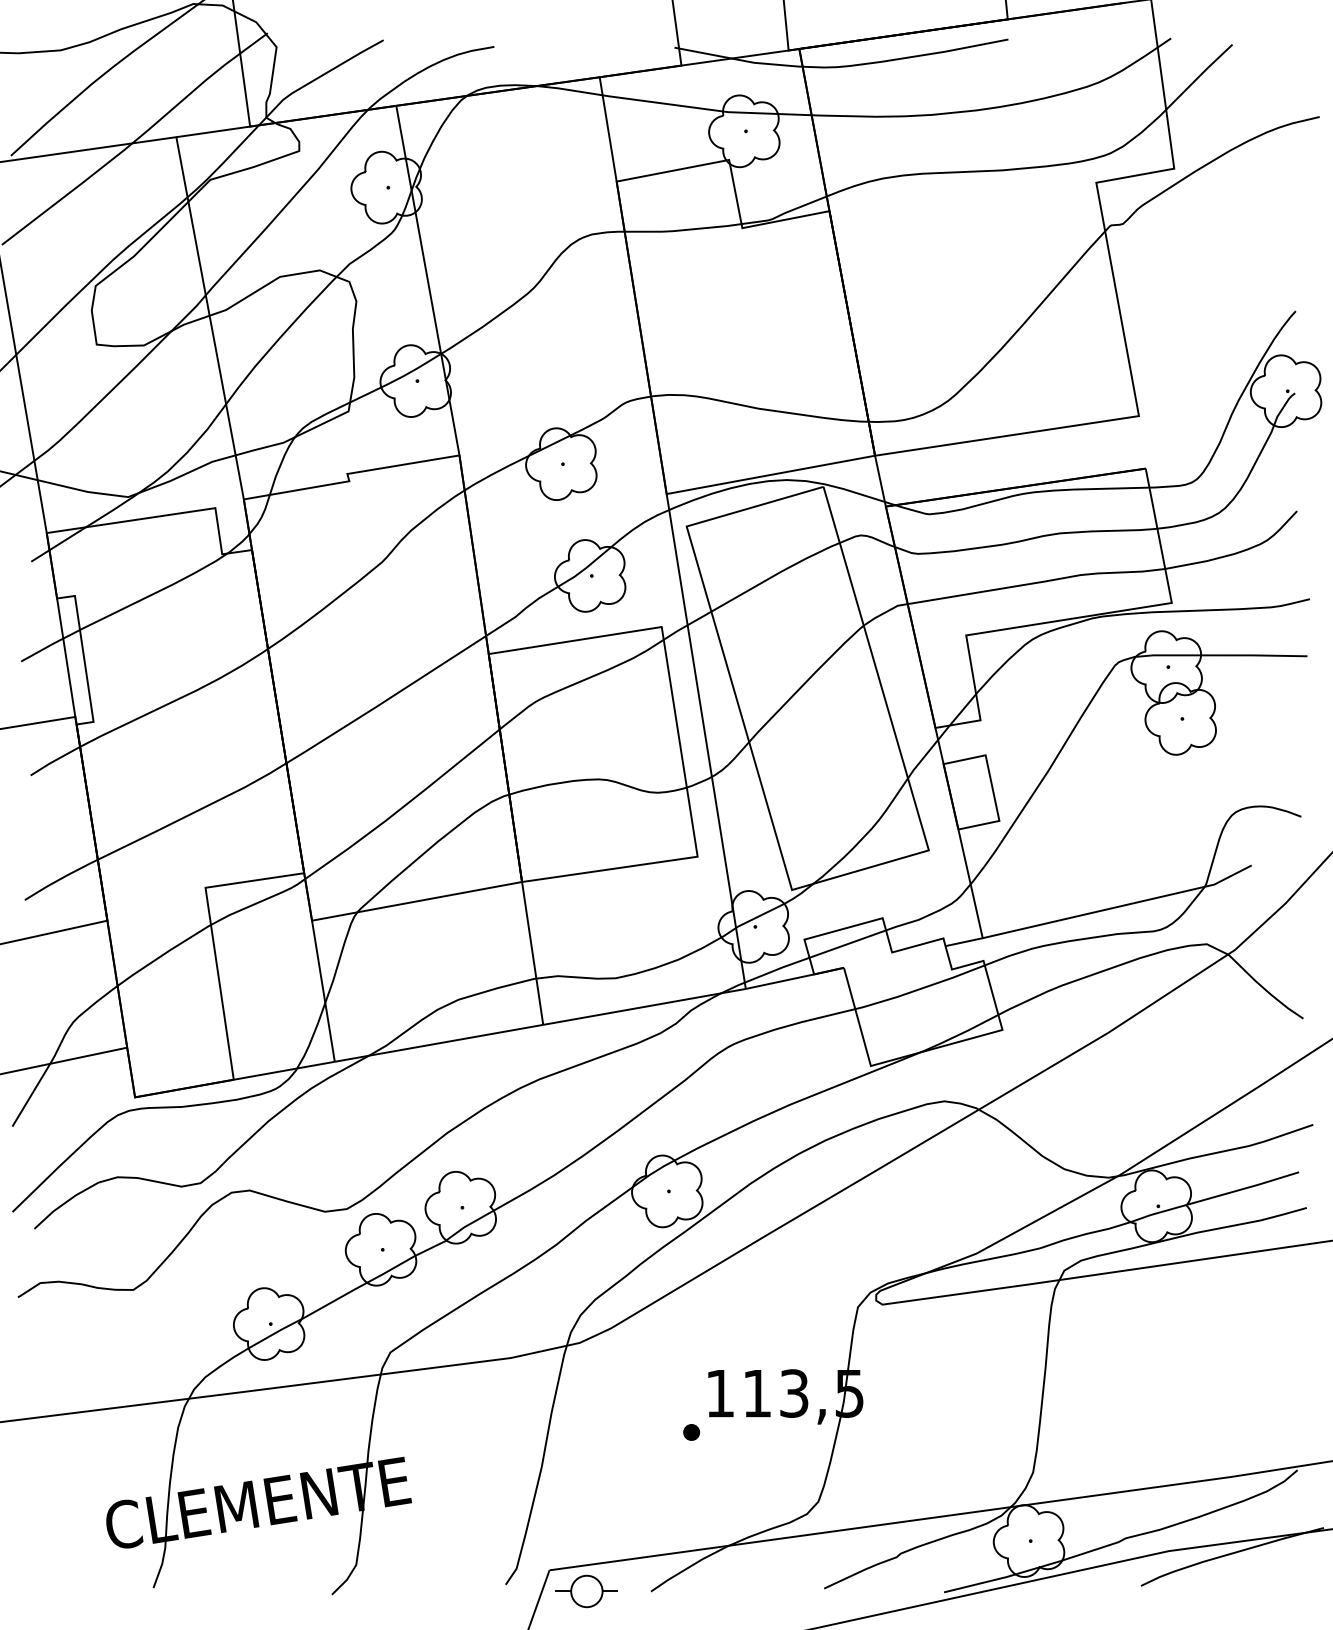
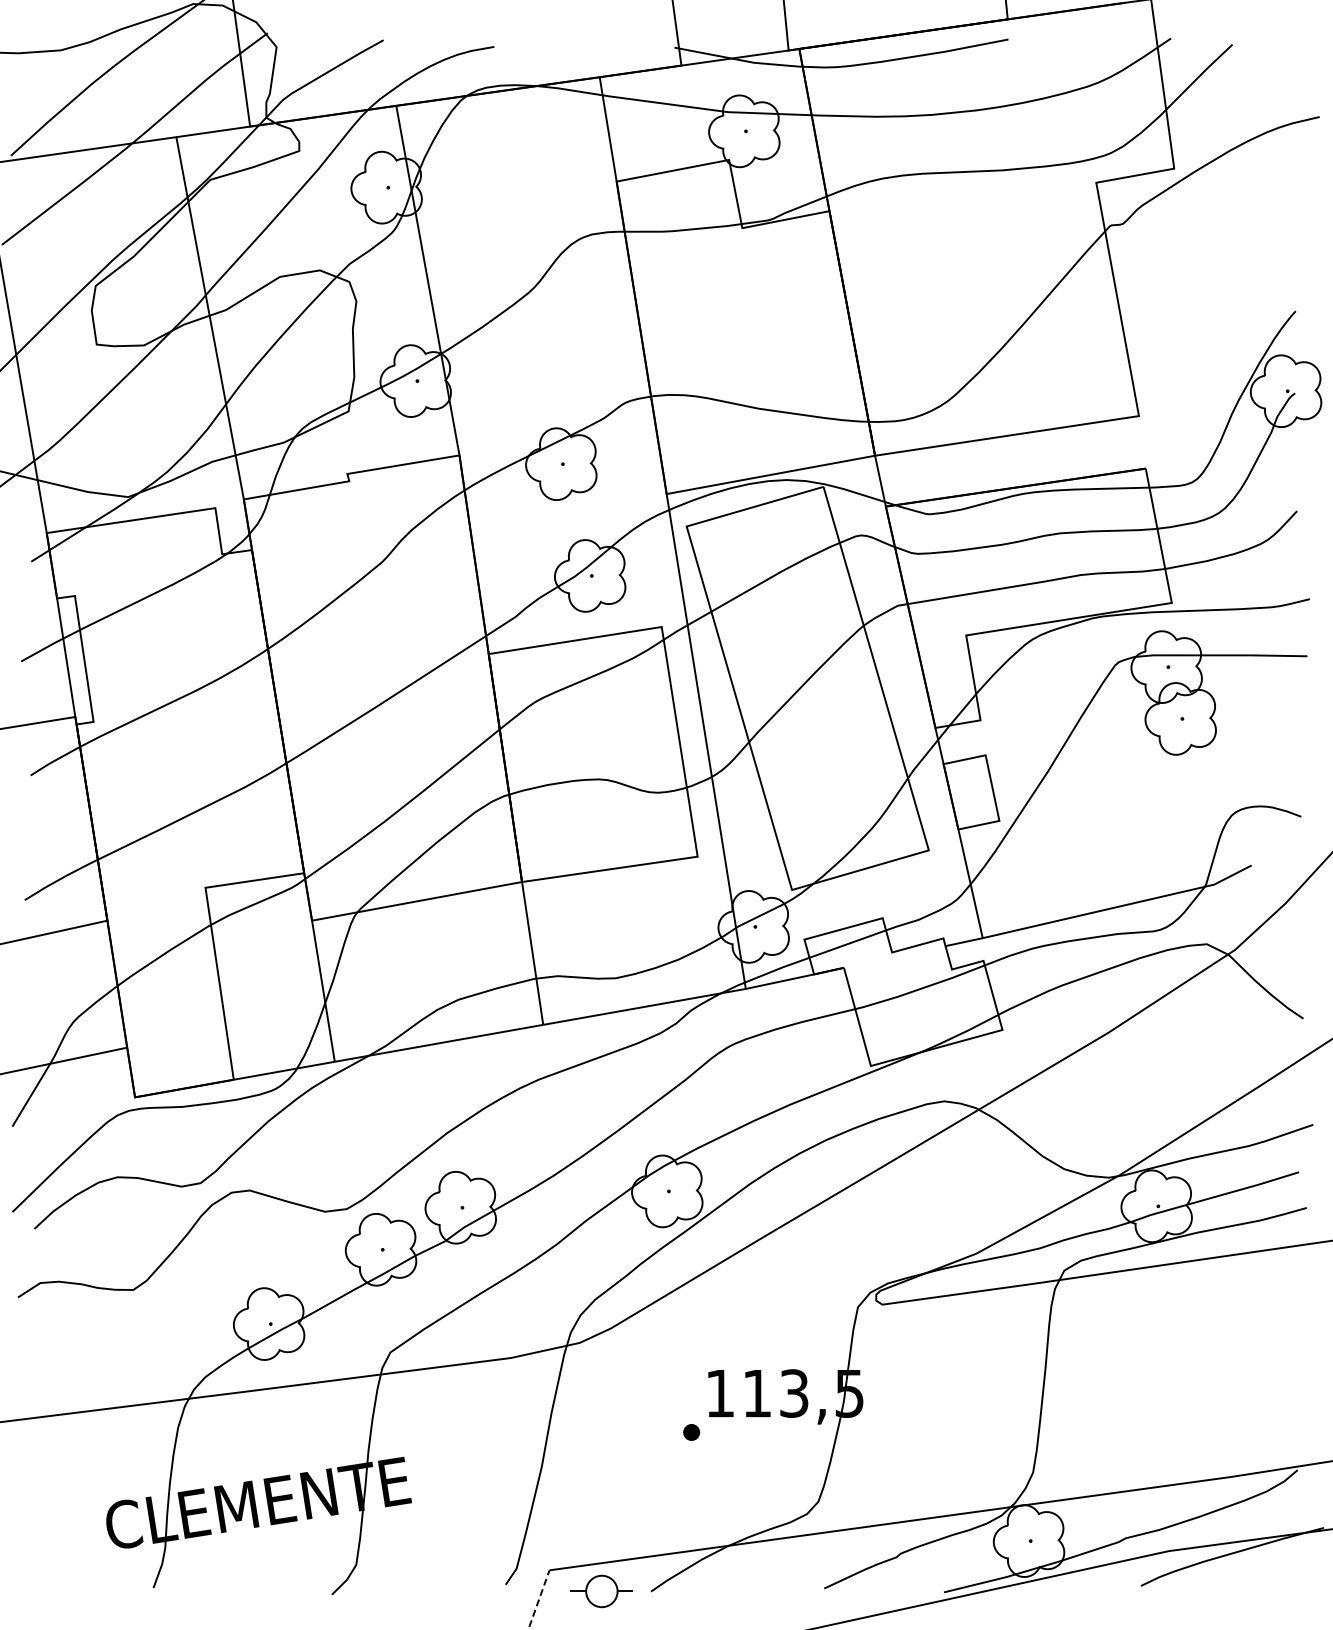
part position: (586, 1591) -> (601, 1591) (601, 1591)
line: solid -> dashed (539, 1599)
